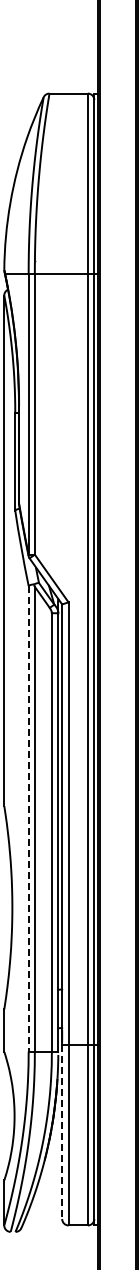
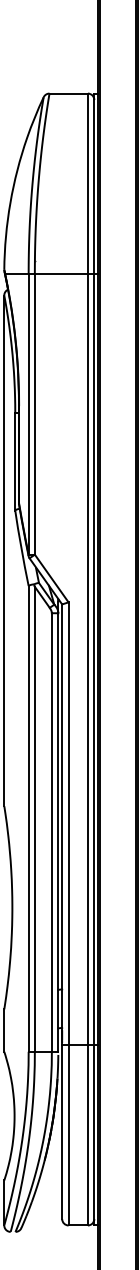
line: dashed -> solid (28, 818)
line: dashed -> solid (62, 1132)
